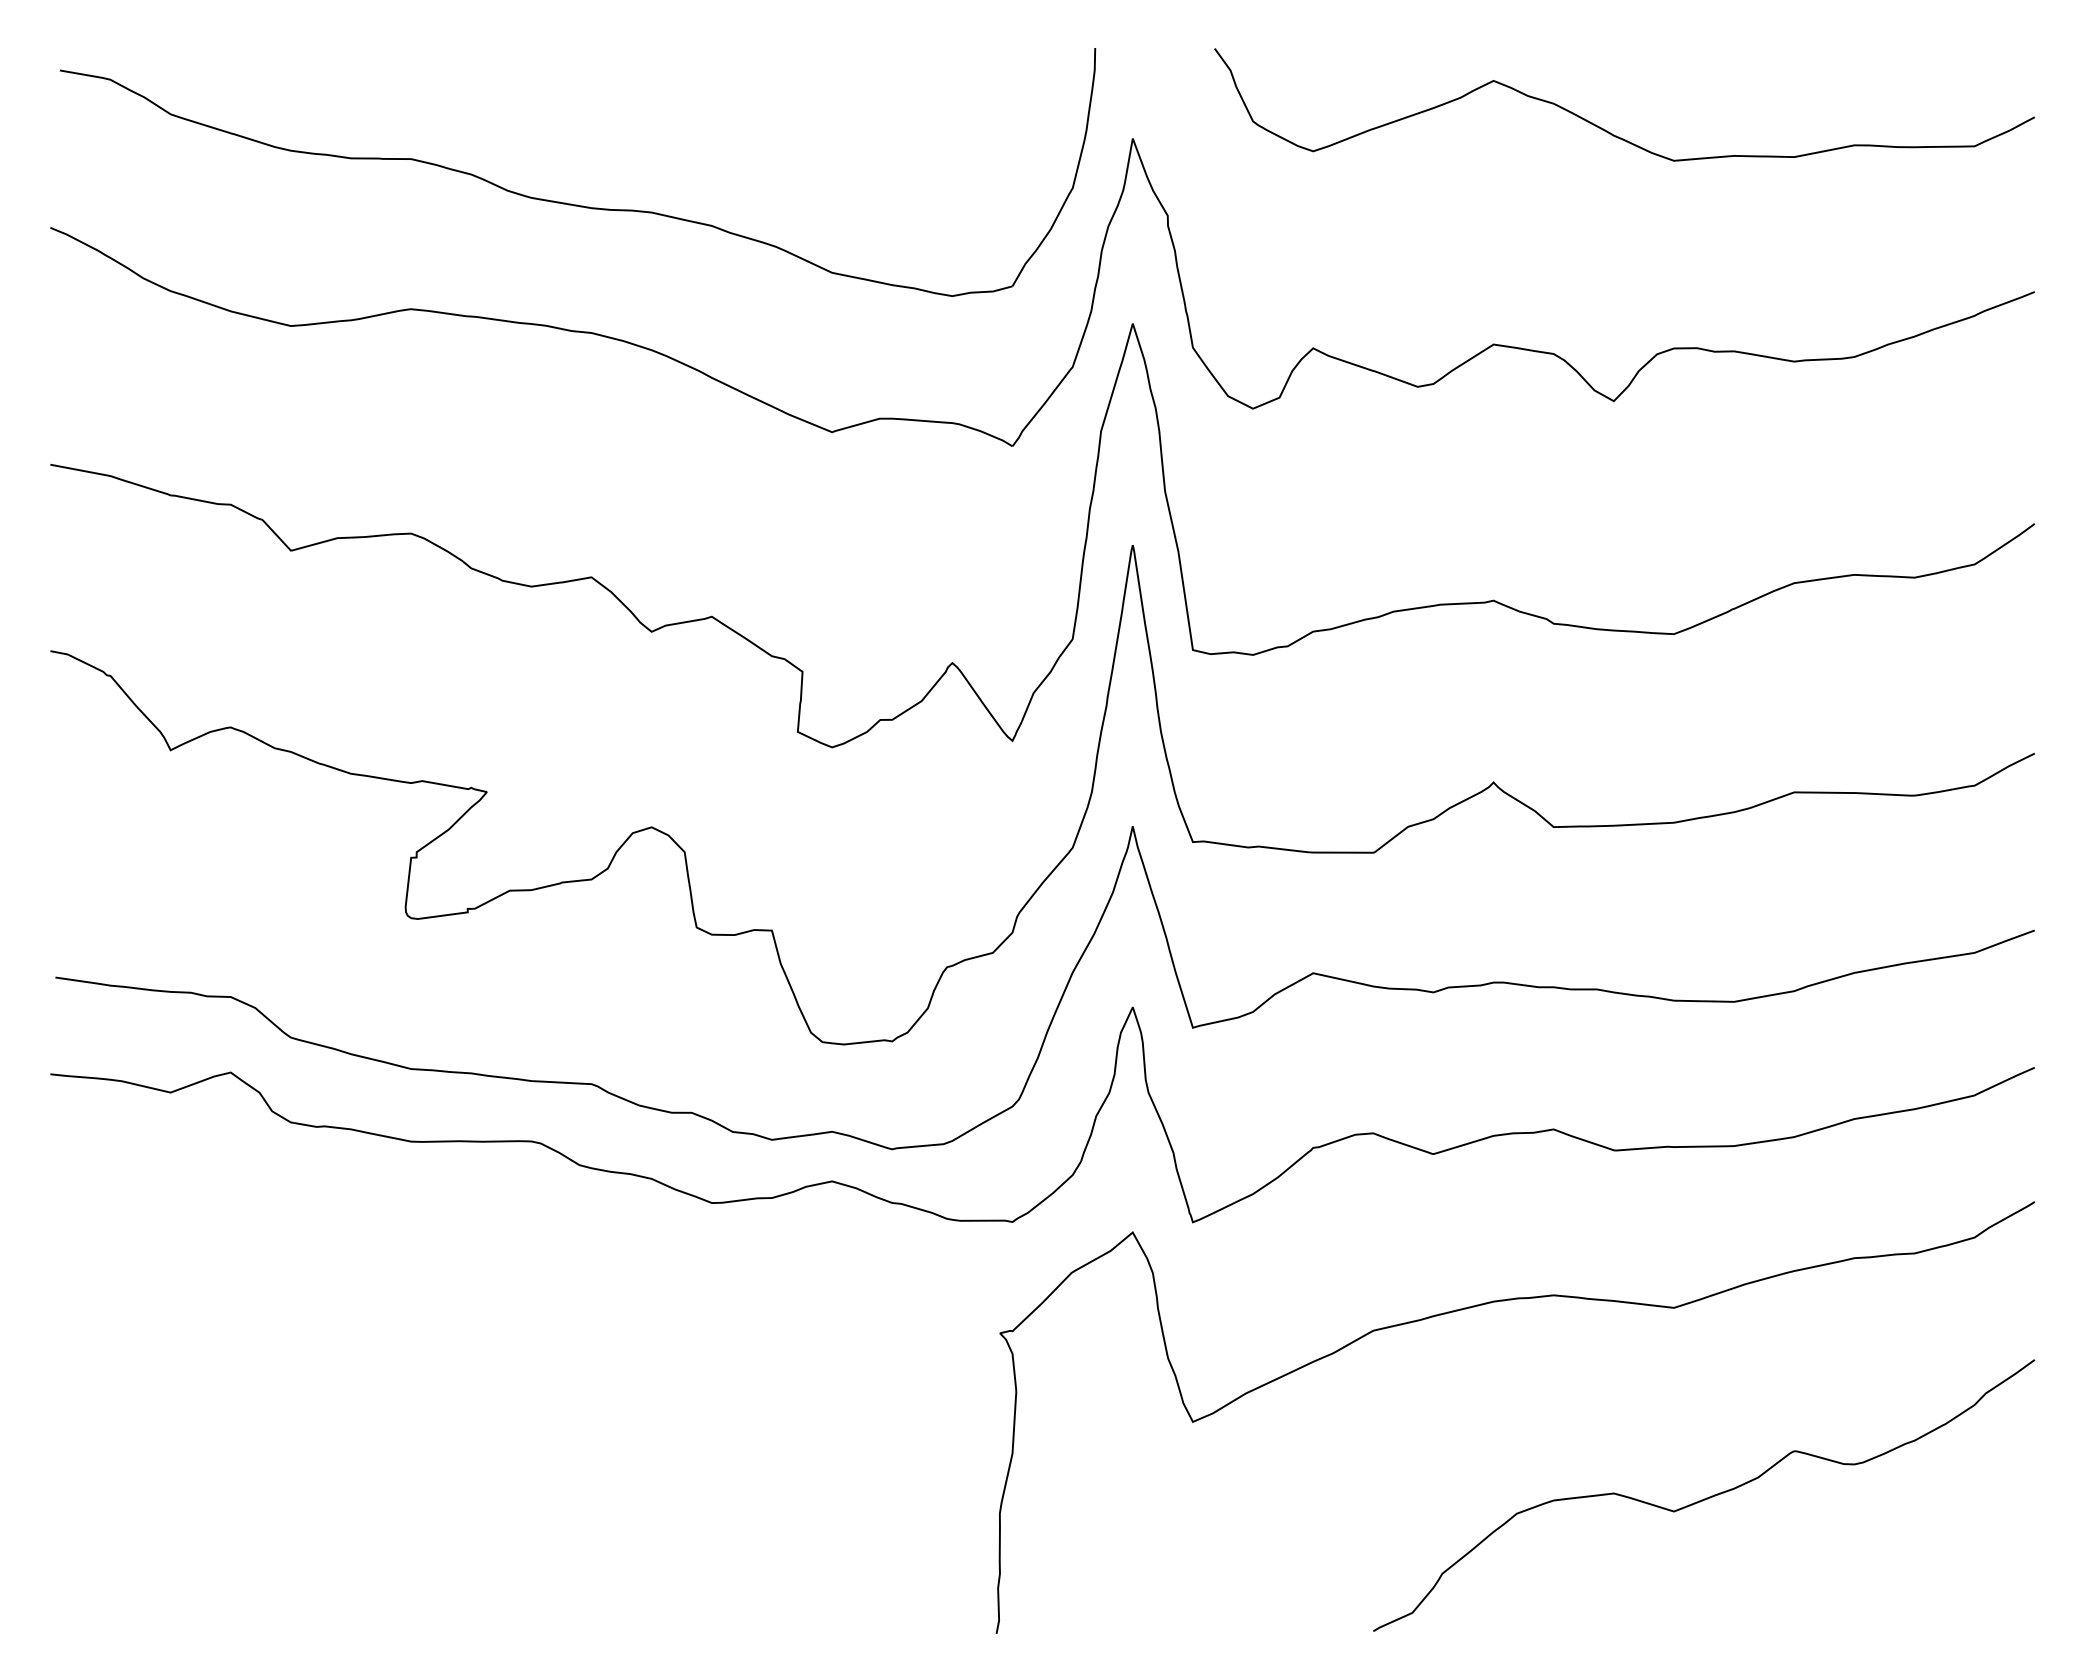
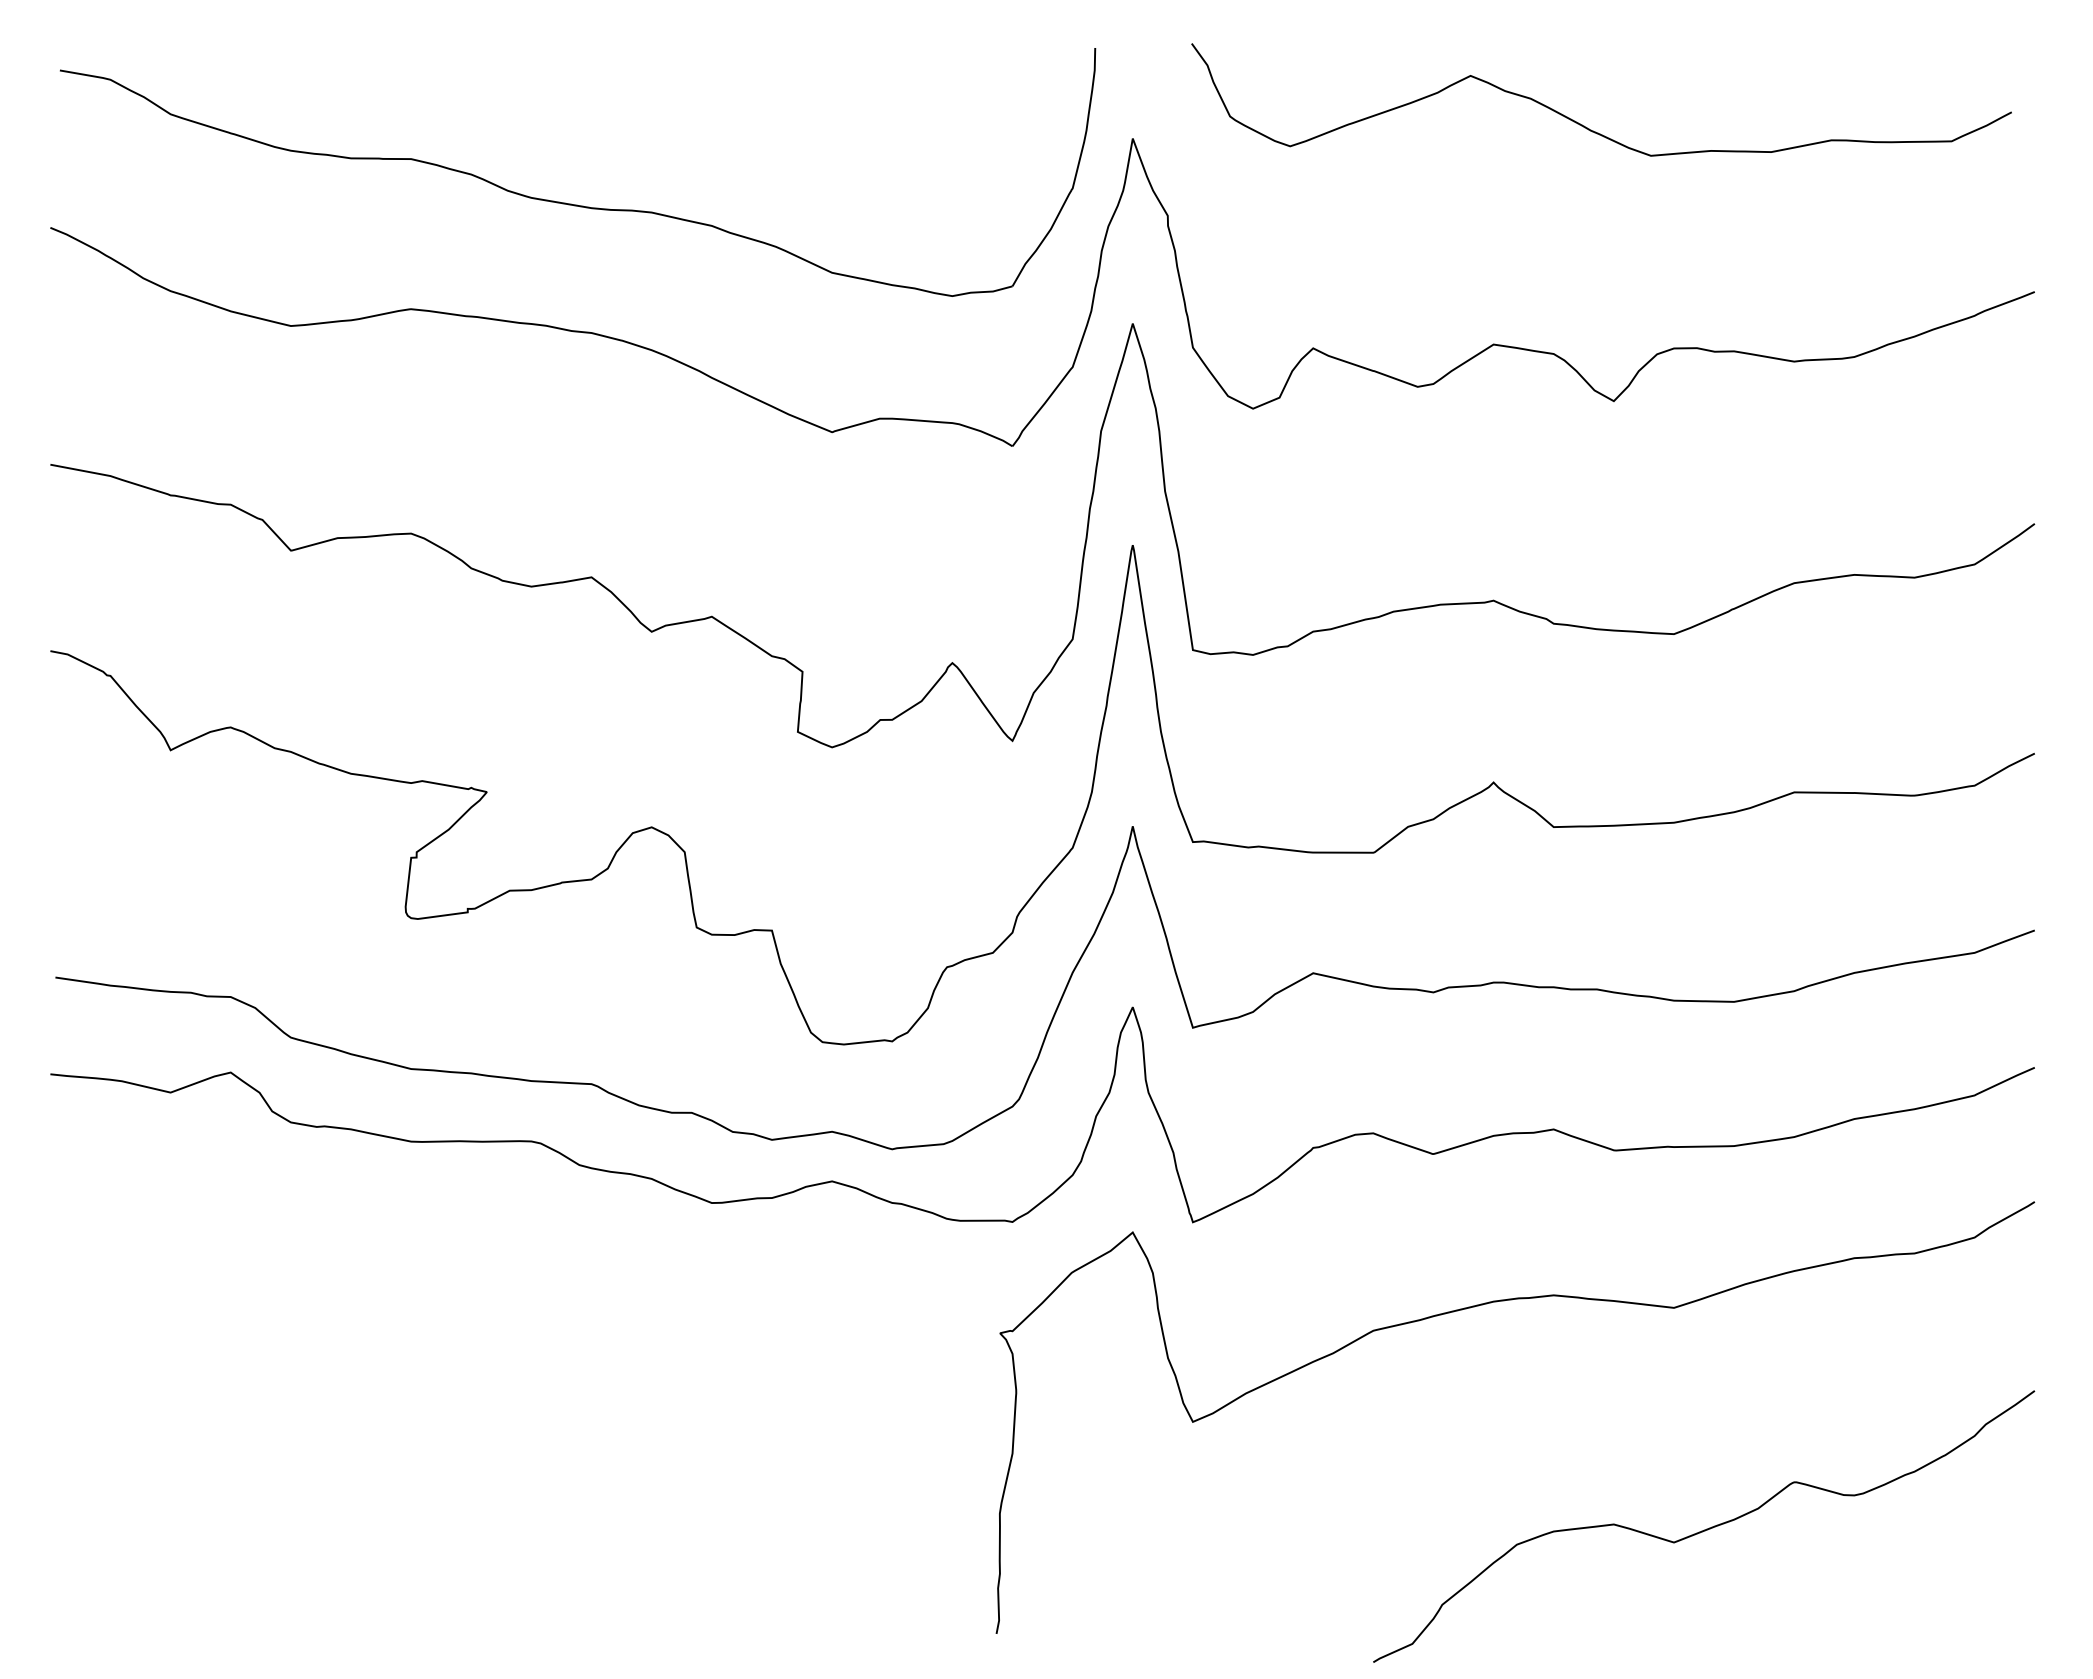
curve position: (1607, 130) -> (1584, 125) (1584, 125)
curve position: (1706, 1497) -> (1706, 1528) (1706, 1528)
